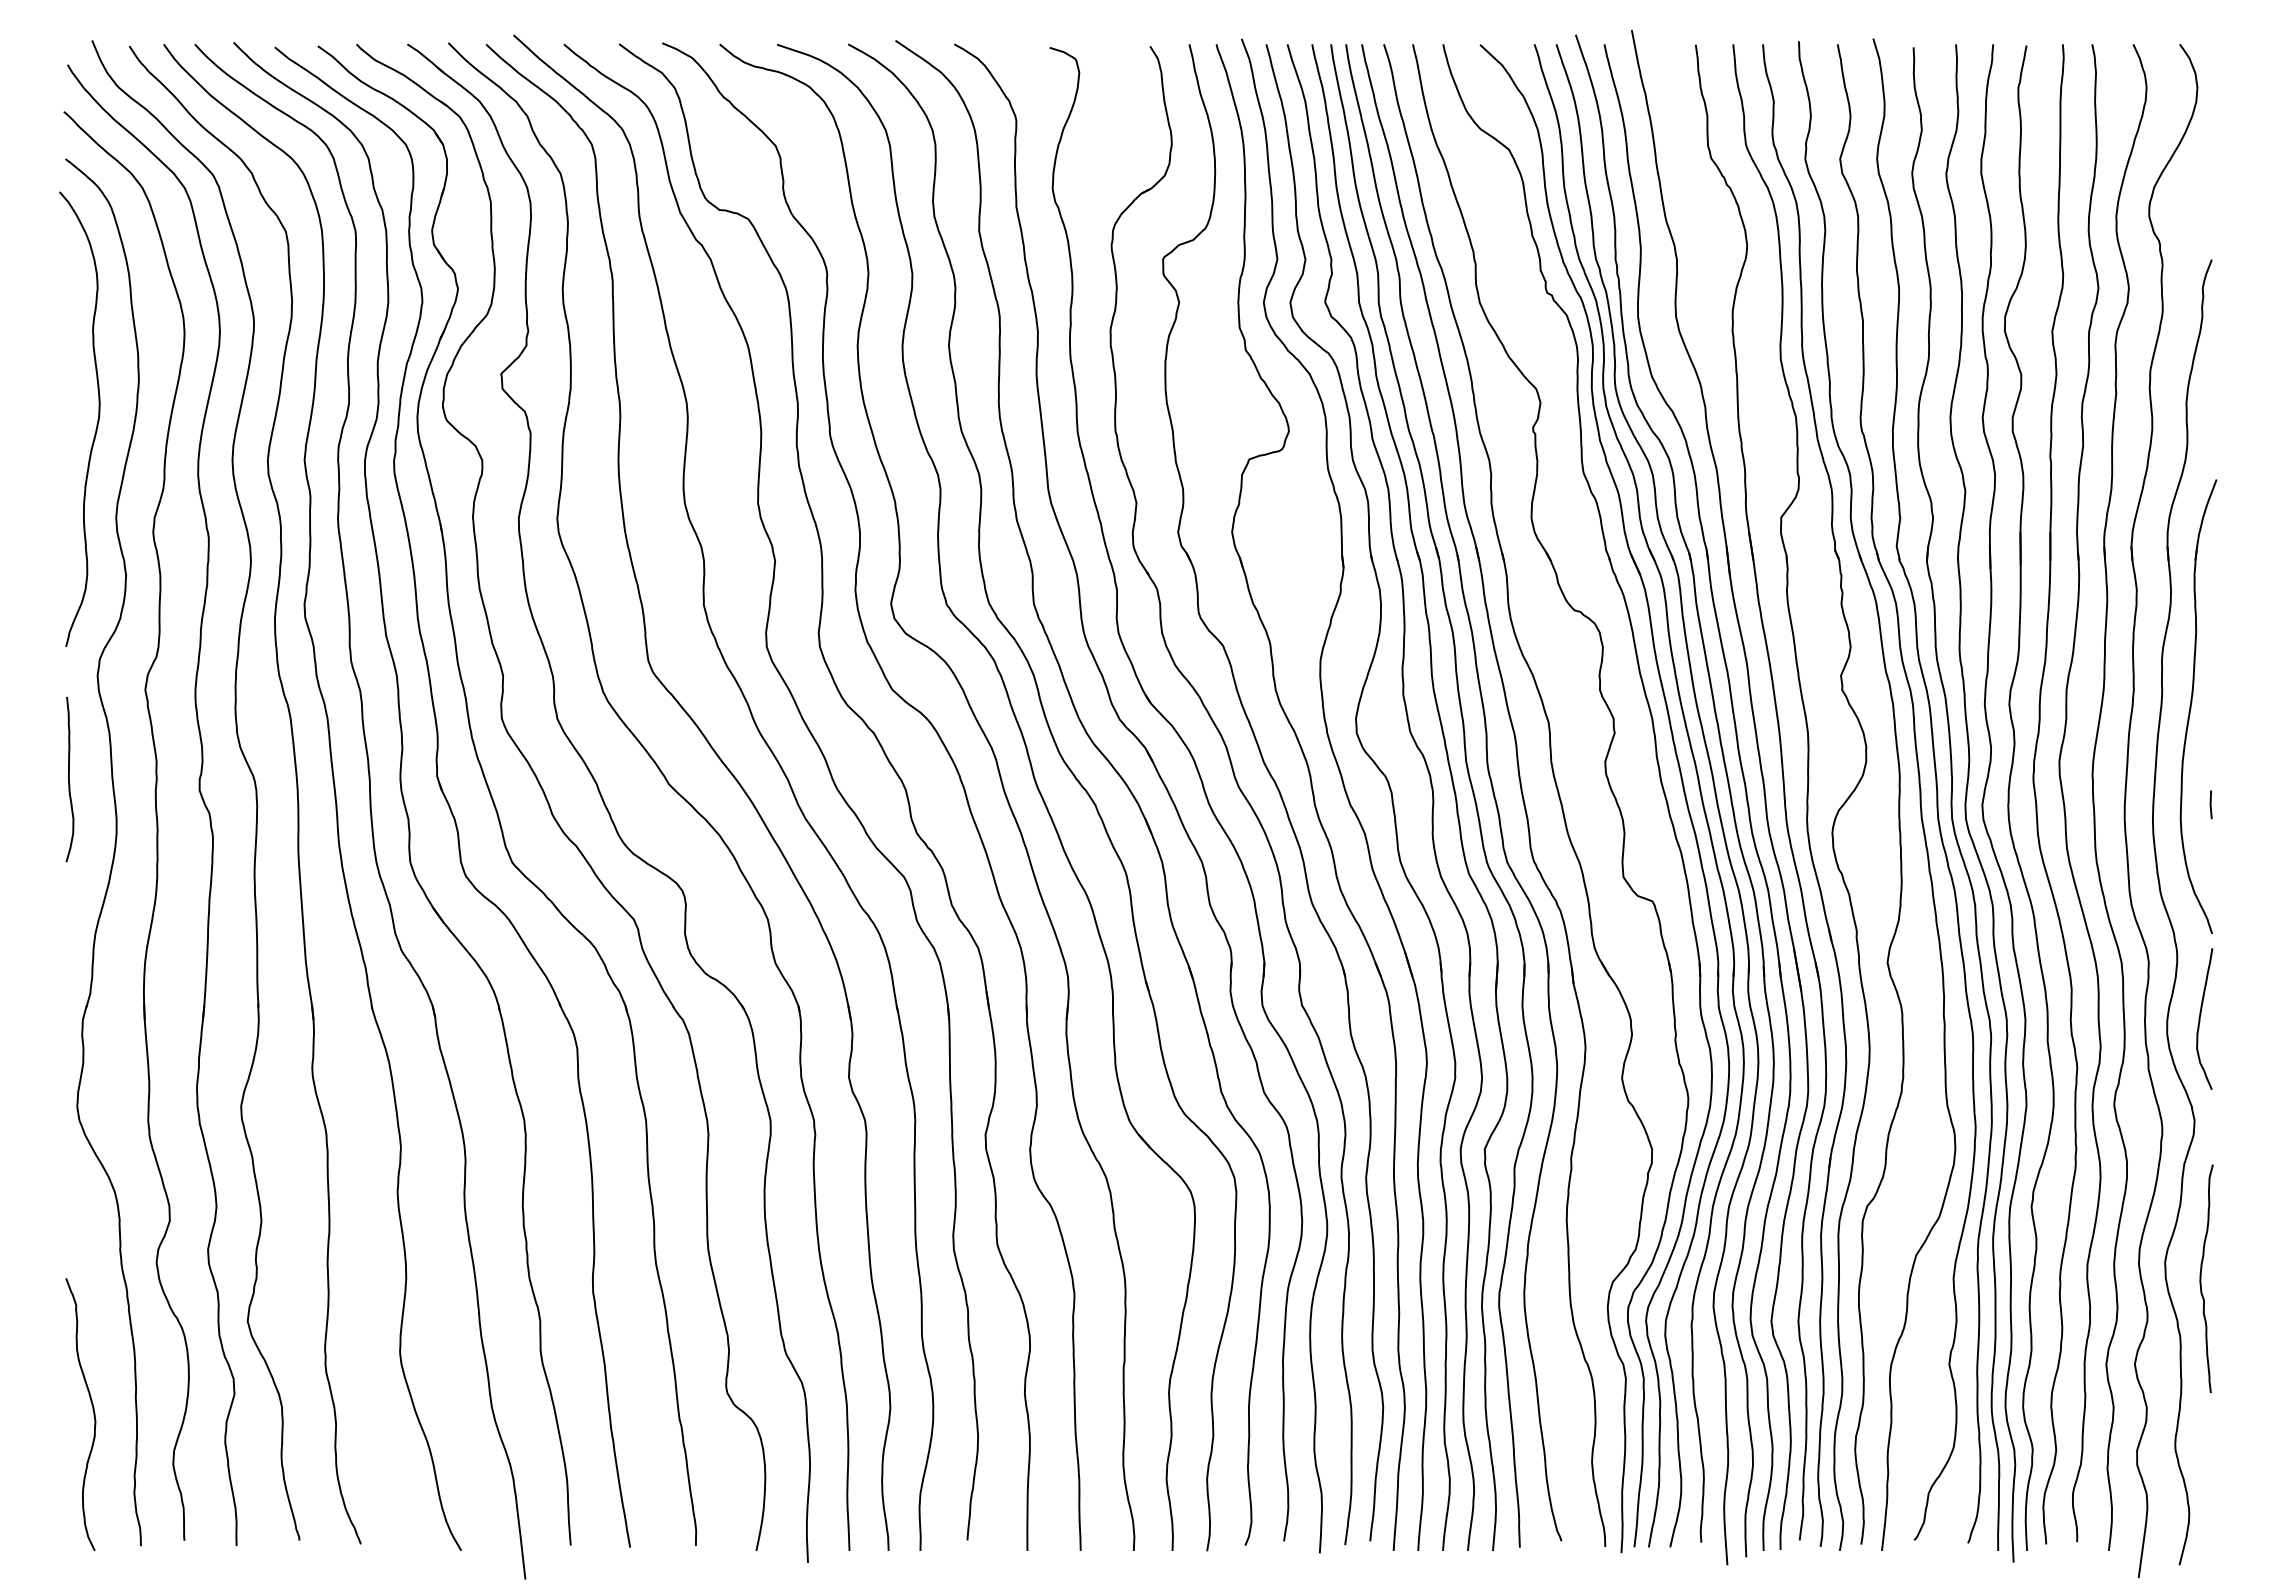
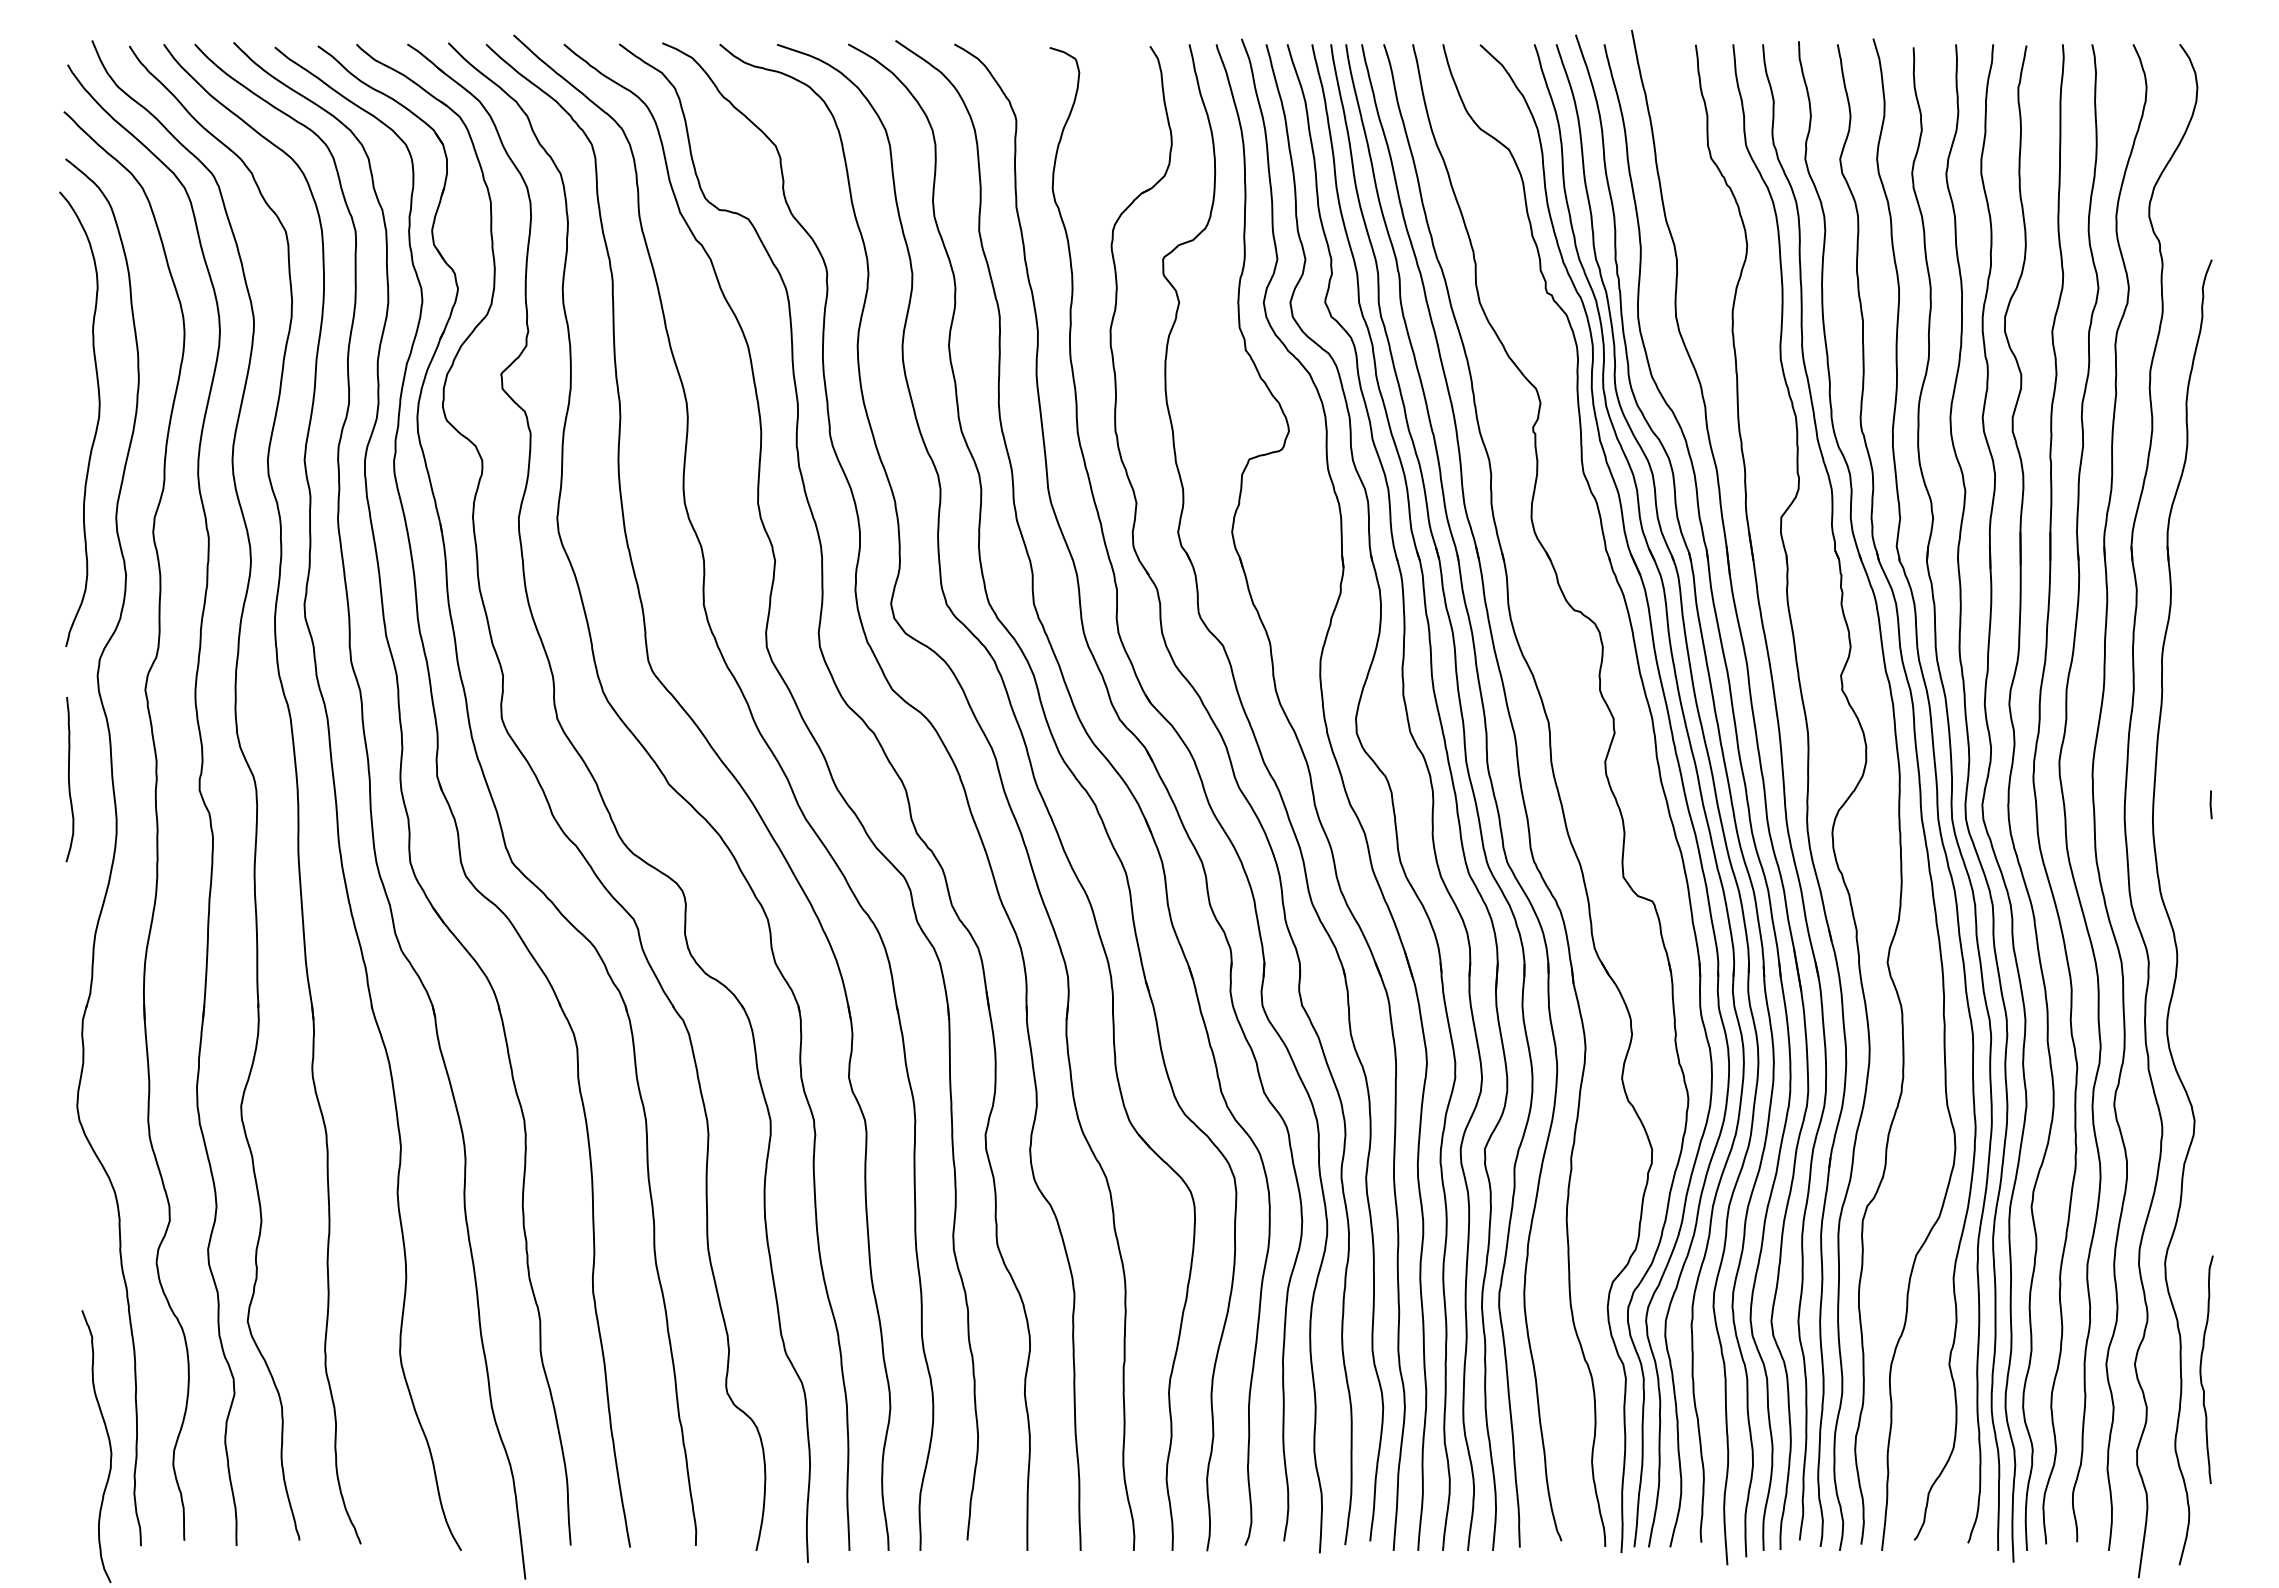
part: present -> none (2191, 706)
curve: present -> none (2200, 1018)
curve position: (2201, 1278) -> (2201, 1369) (2201, 1369)
curve position: (92, 1410) -> (108, 1442) (108, 1442)
